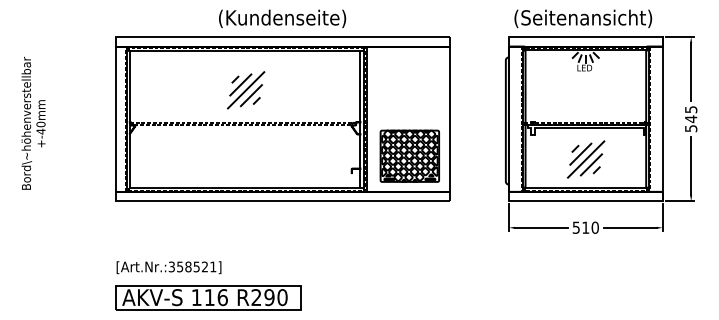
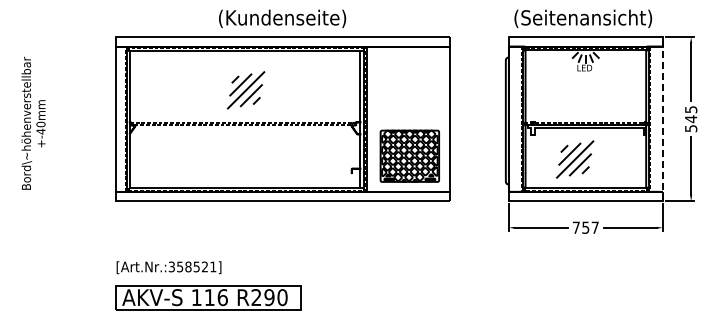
line: solid -> dashed (662, 118)
part position: (586, 159) -> (575, 159) (575, 159)
text: 510 -> 757 (585, 227)
